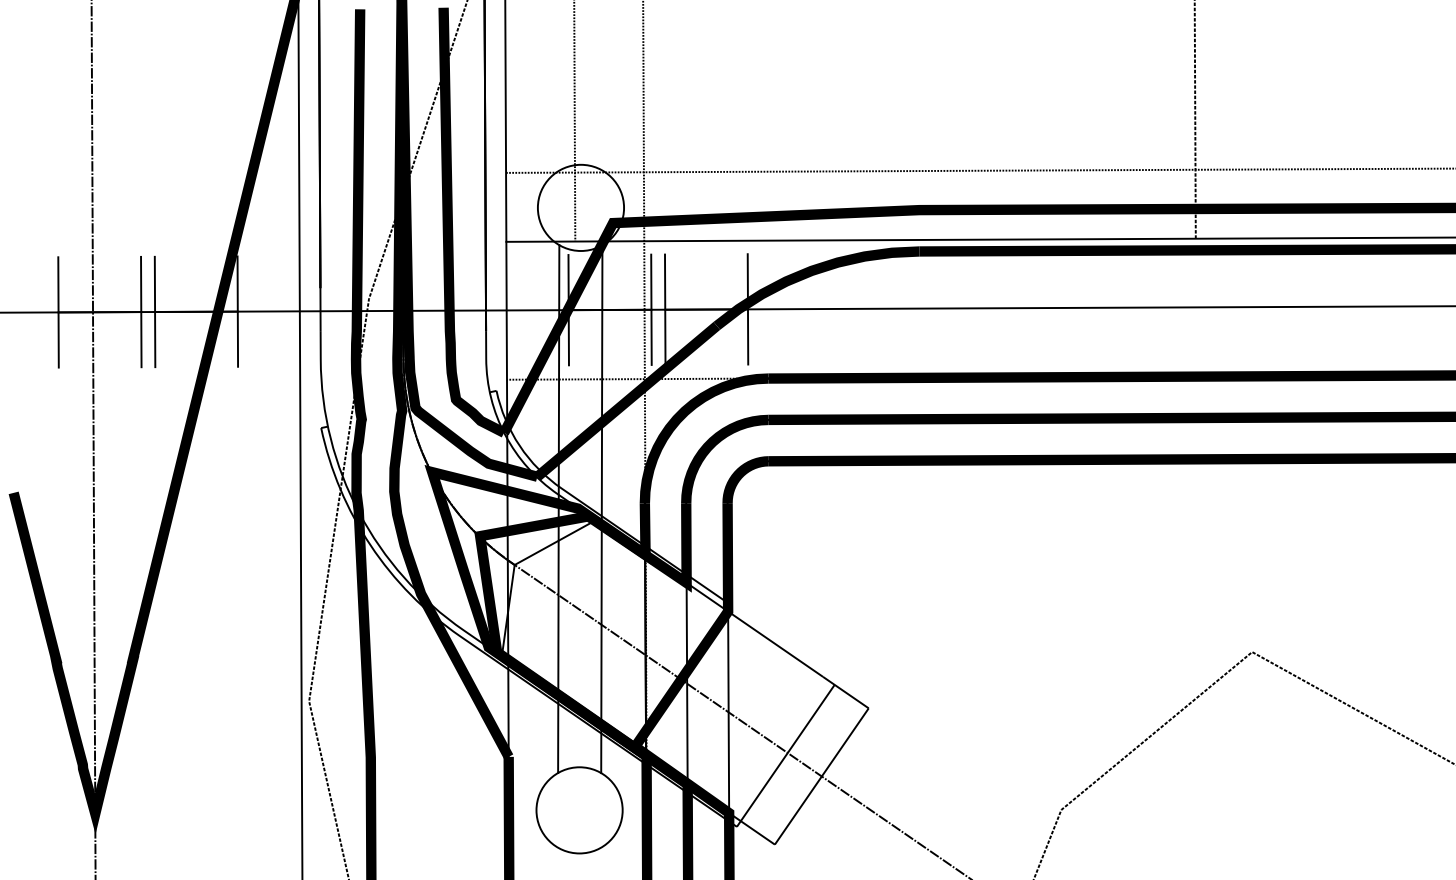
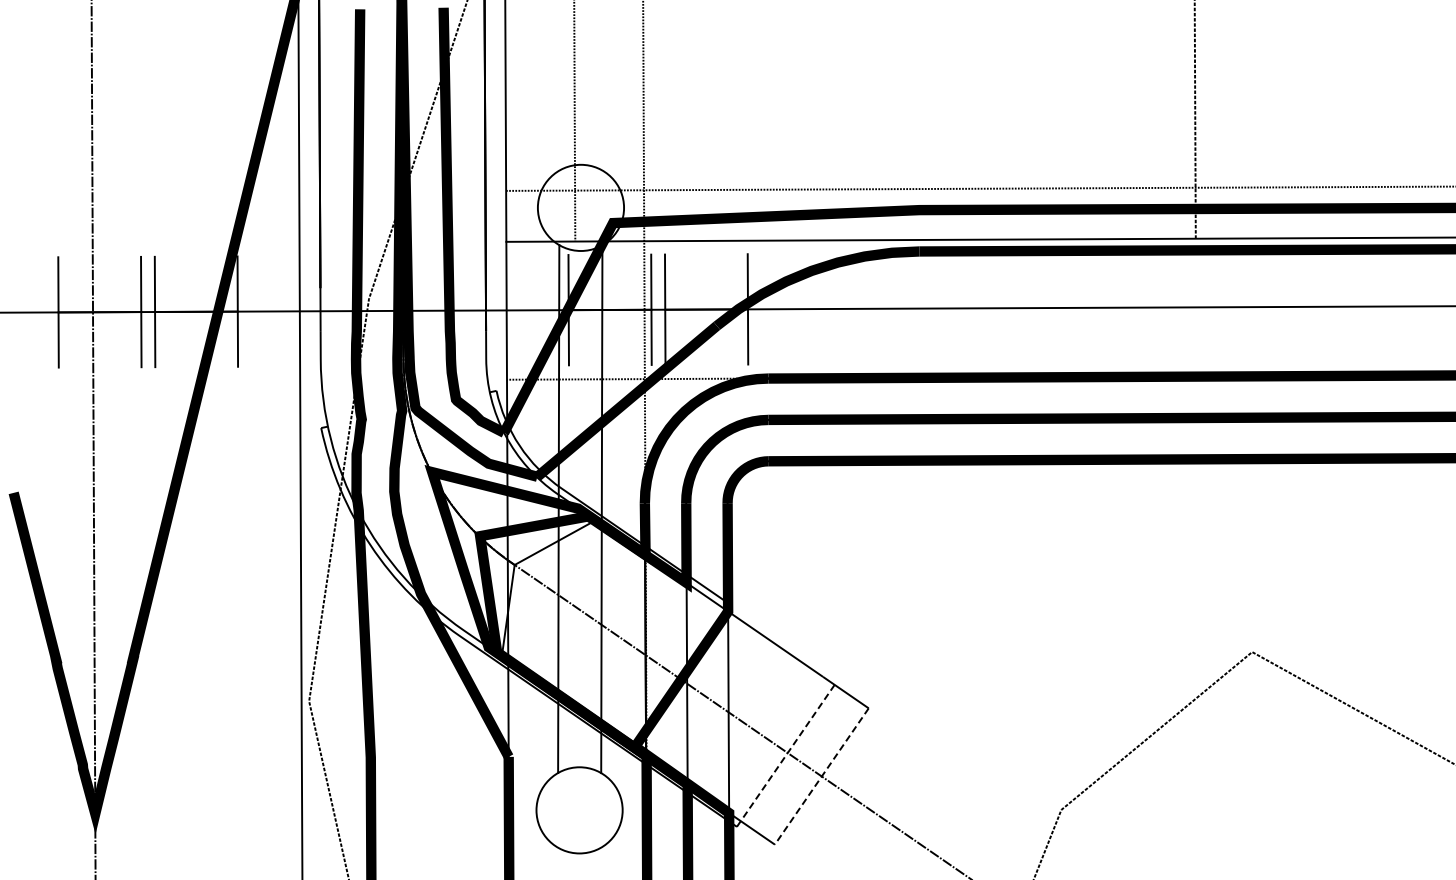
line position: (979, 170) -> (979, 188) (979, 188)
line: solid -> dashed (787, 753)
line: solid -> dashed (821, 776)
